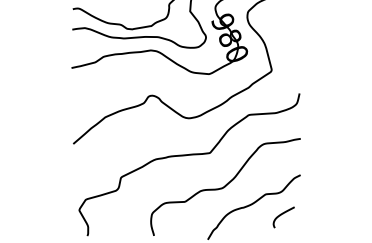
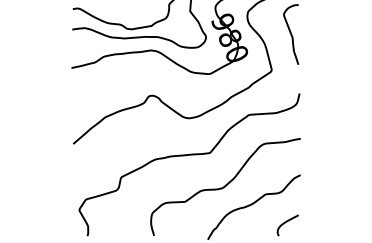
curve: none -> present (291, 34)
curve position: (281, 215) -> (285, 223) (285, 223)
